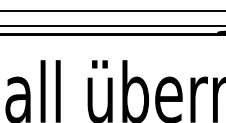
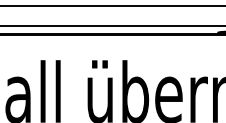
line position: (112, 10) -> (112, 5) (112, 5)
